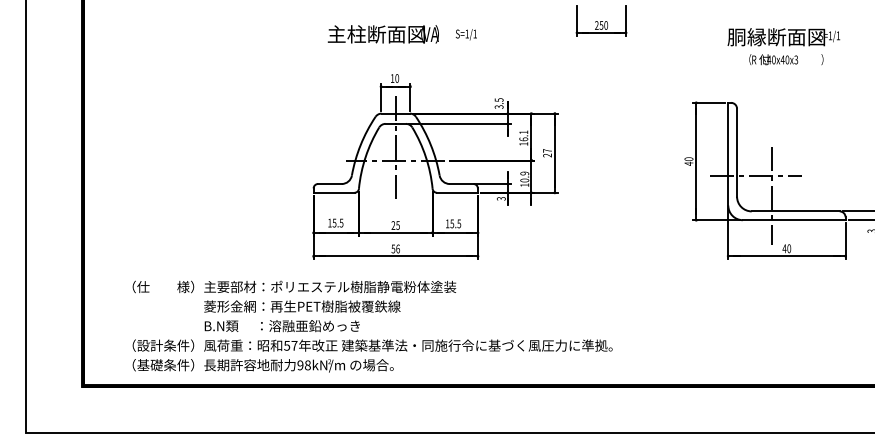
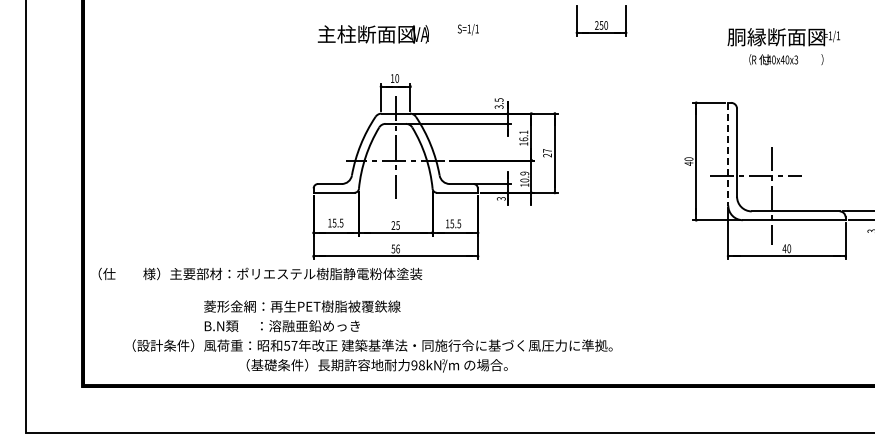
text position: (382, 34) -> (372, 34) (372, 34)
text position: (465, 34) -> (467, 29) (467, 29)
line: solid -> dashed (728, 154)
text position: (294, 286) -> (260, 273) (260, 273)
text position: (262, 365) -> (376, 365) (376, 365)
